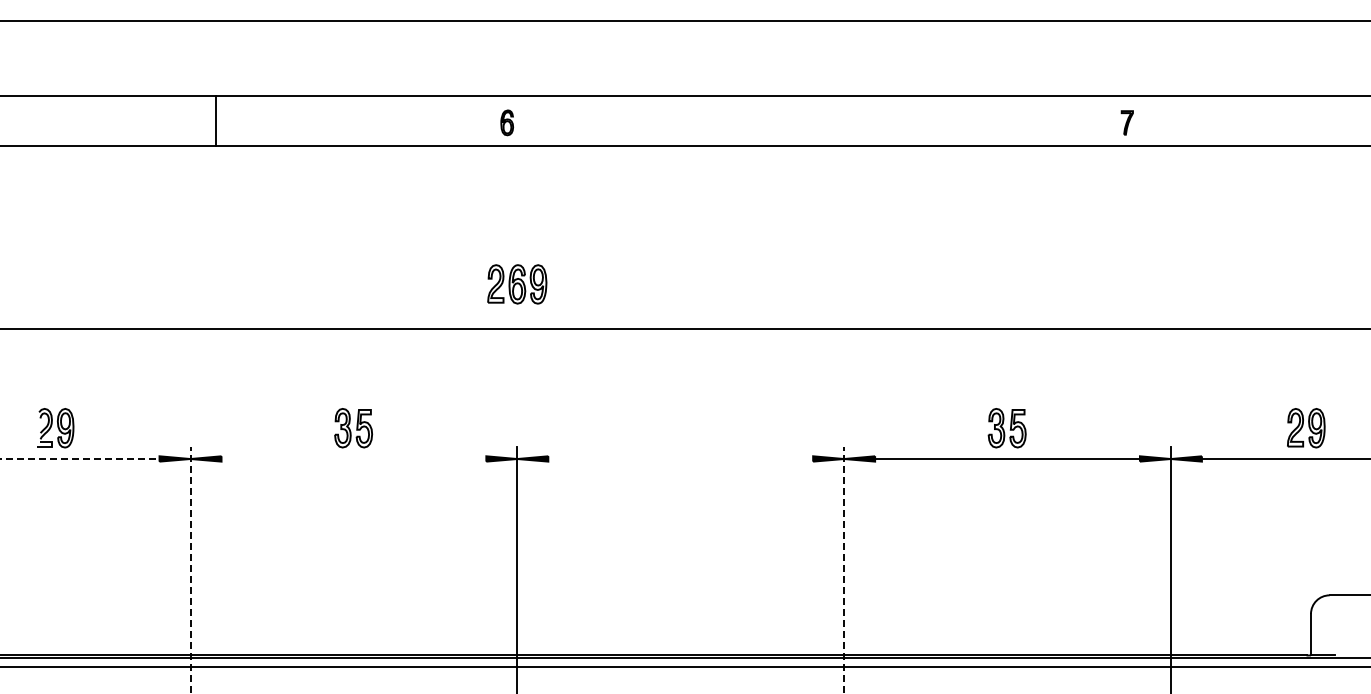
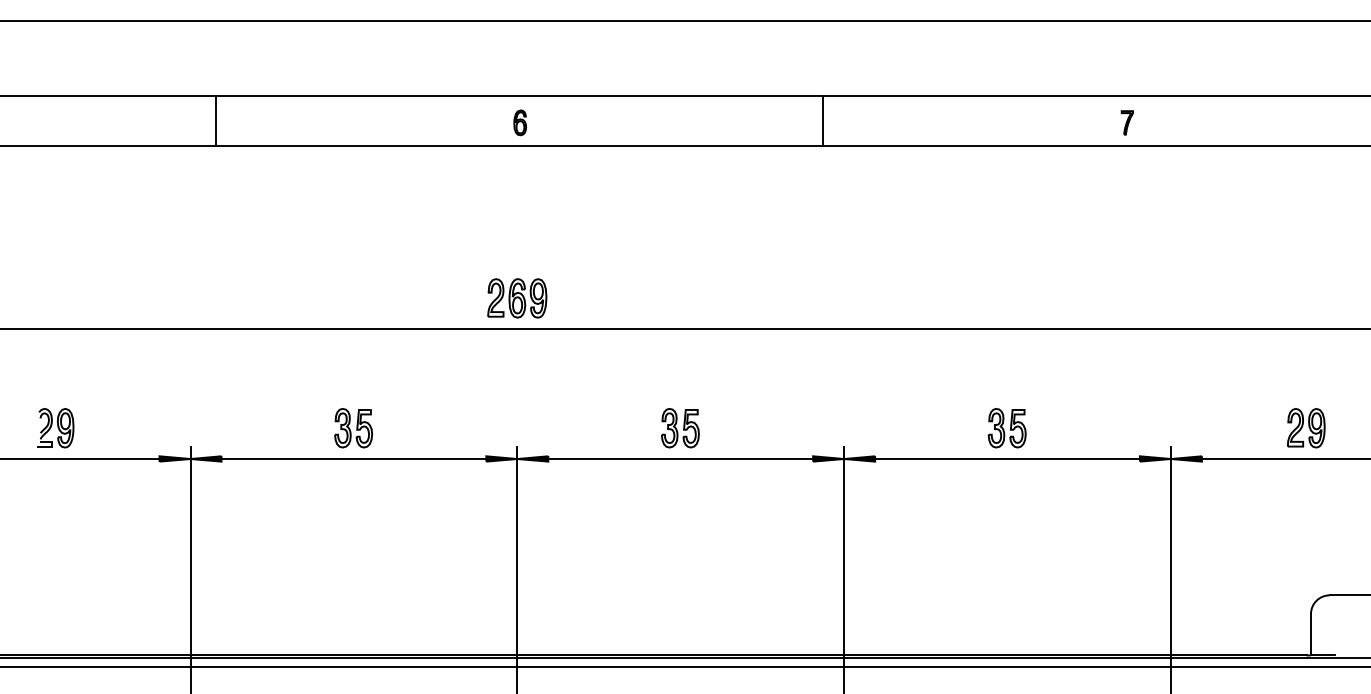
line: none -> present (823, 120)
part position: (506, 122) -> (519, 122) (519, 122)
part position: (517, 284) -> (517, 298) (517, 298)
part: none -> present (680, 428)
line: dashed -> solid (80, 459)
line: none -> present (353, 459)
line: none -> present (680, 459)
line: dashed -> solid (190, 569)
line: dashed -> solid (844, 569)
